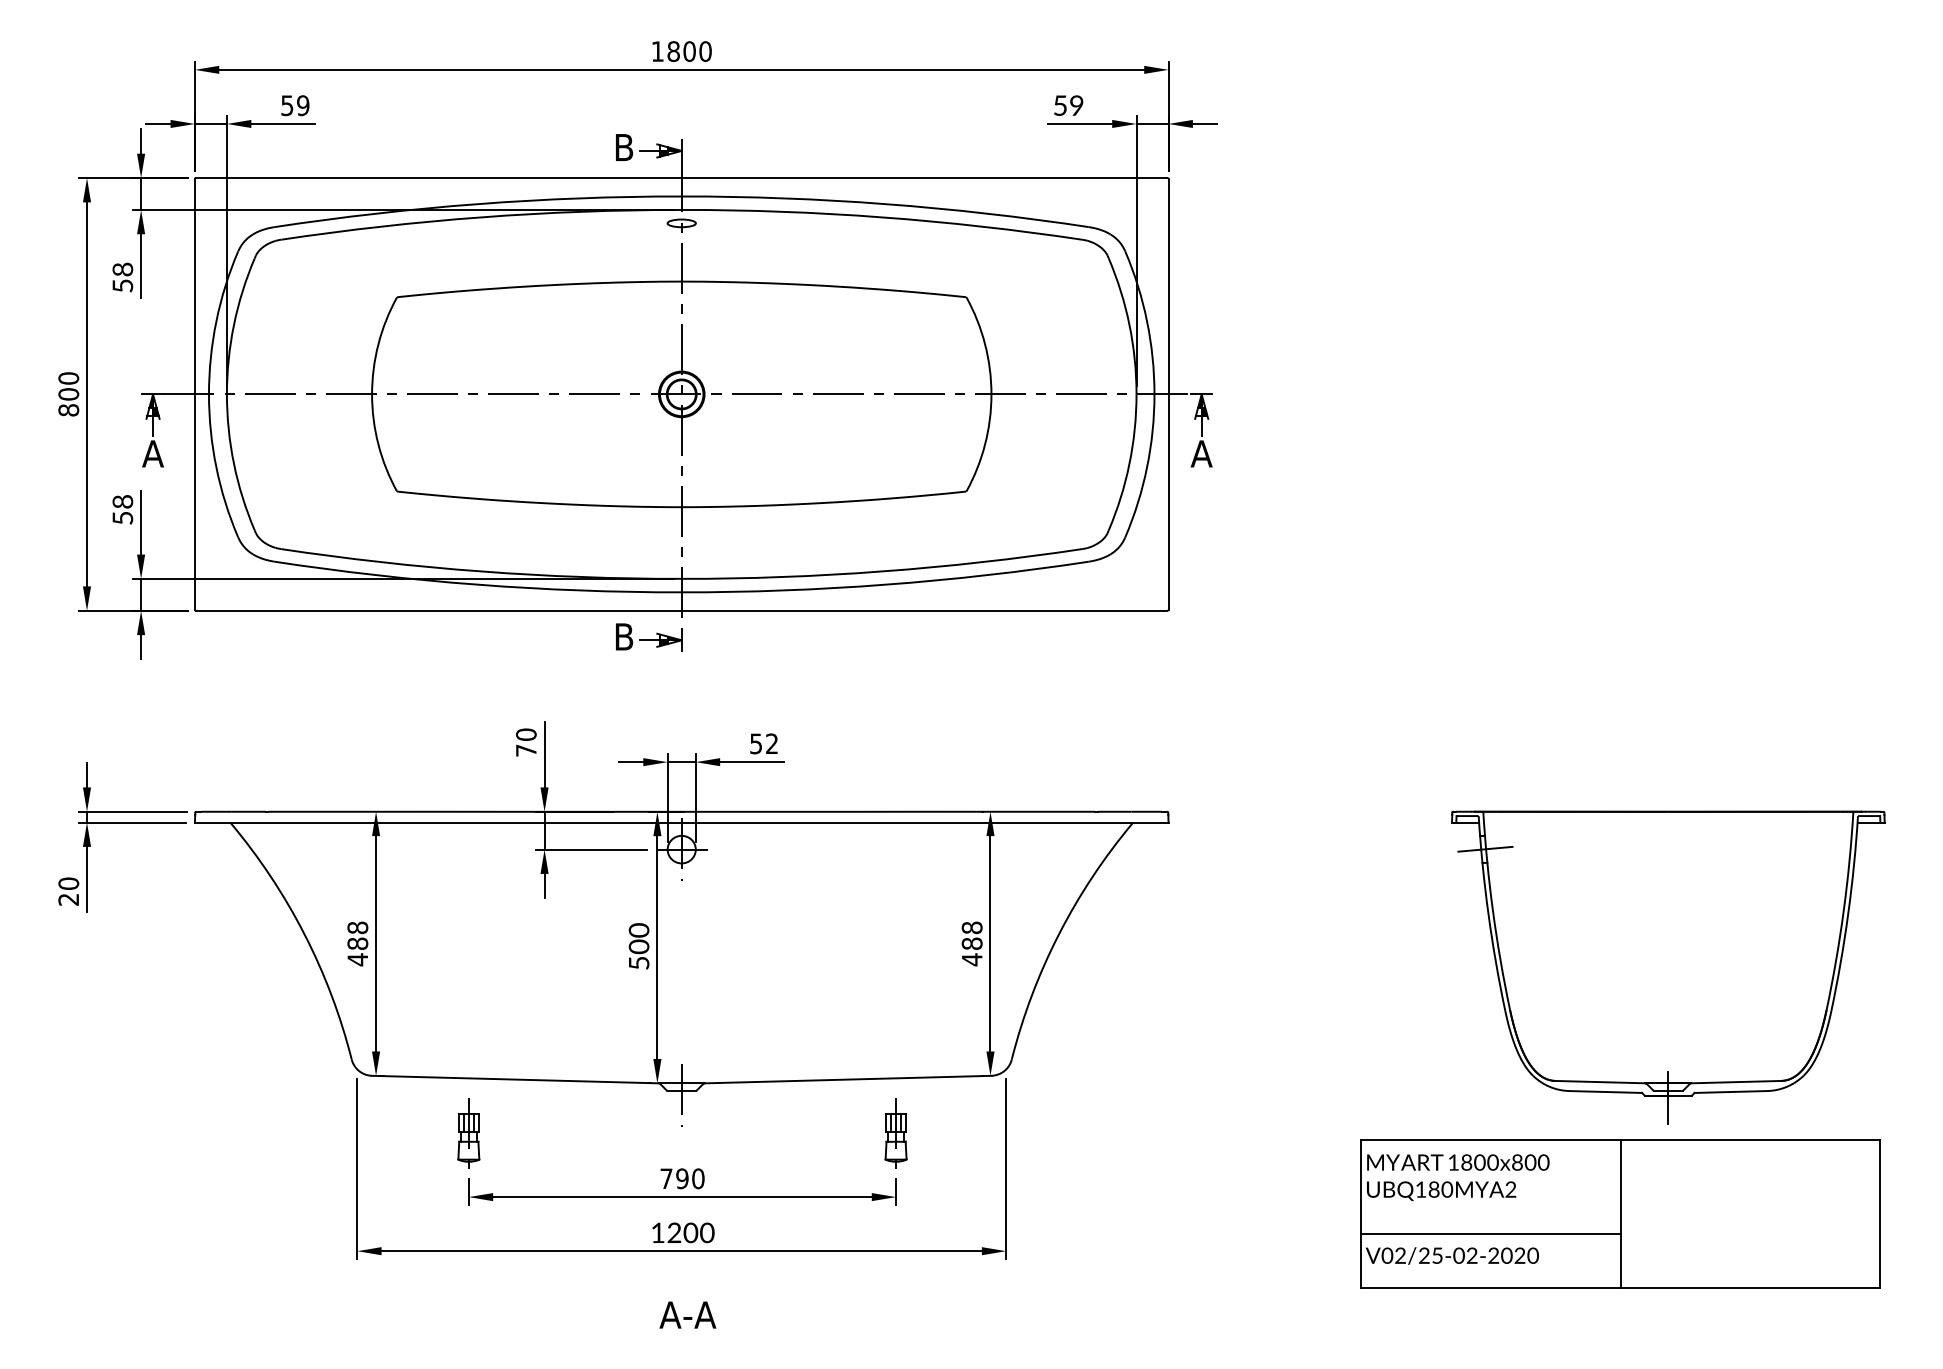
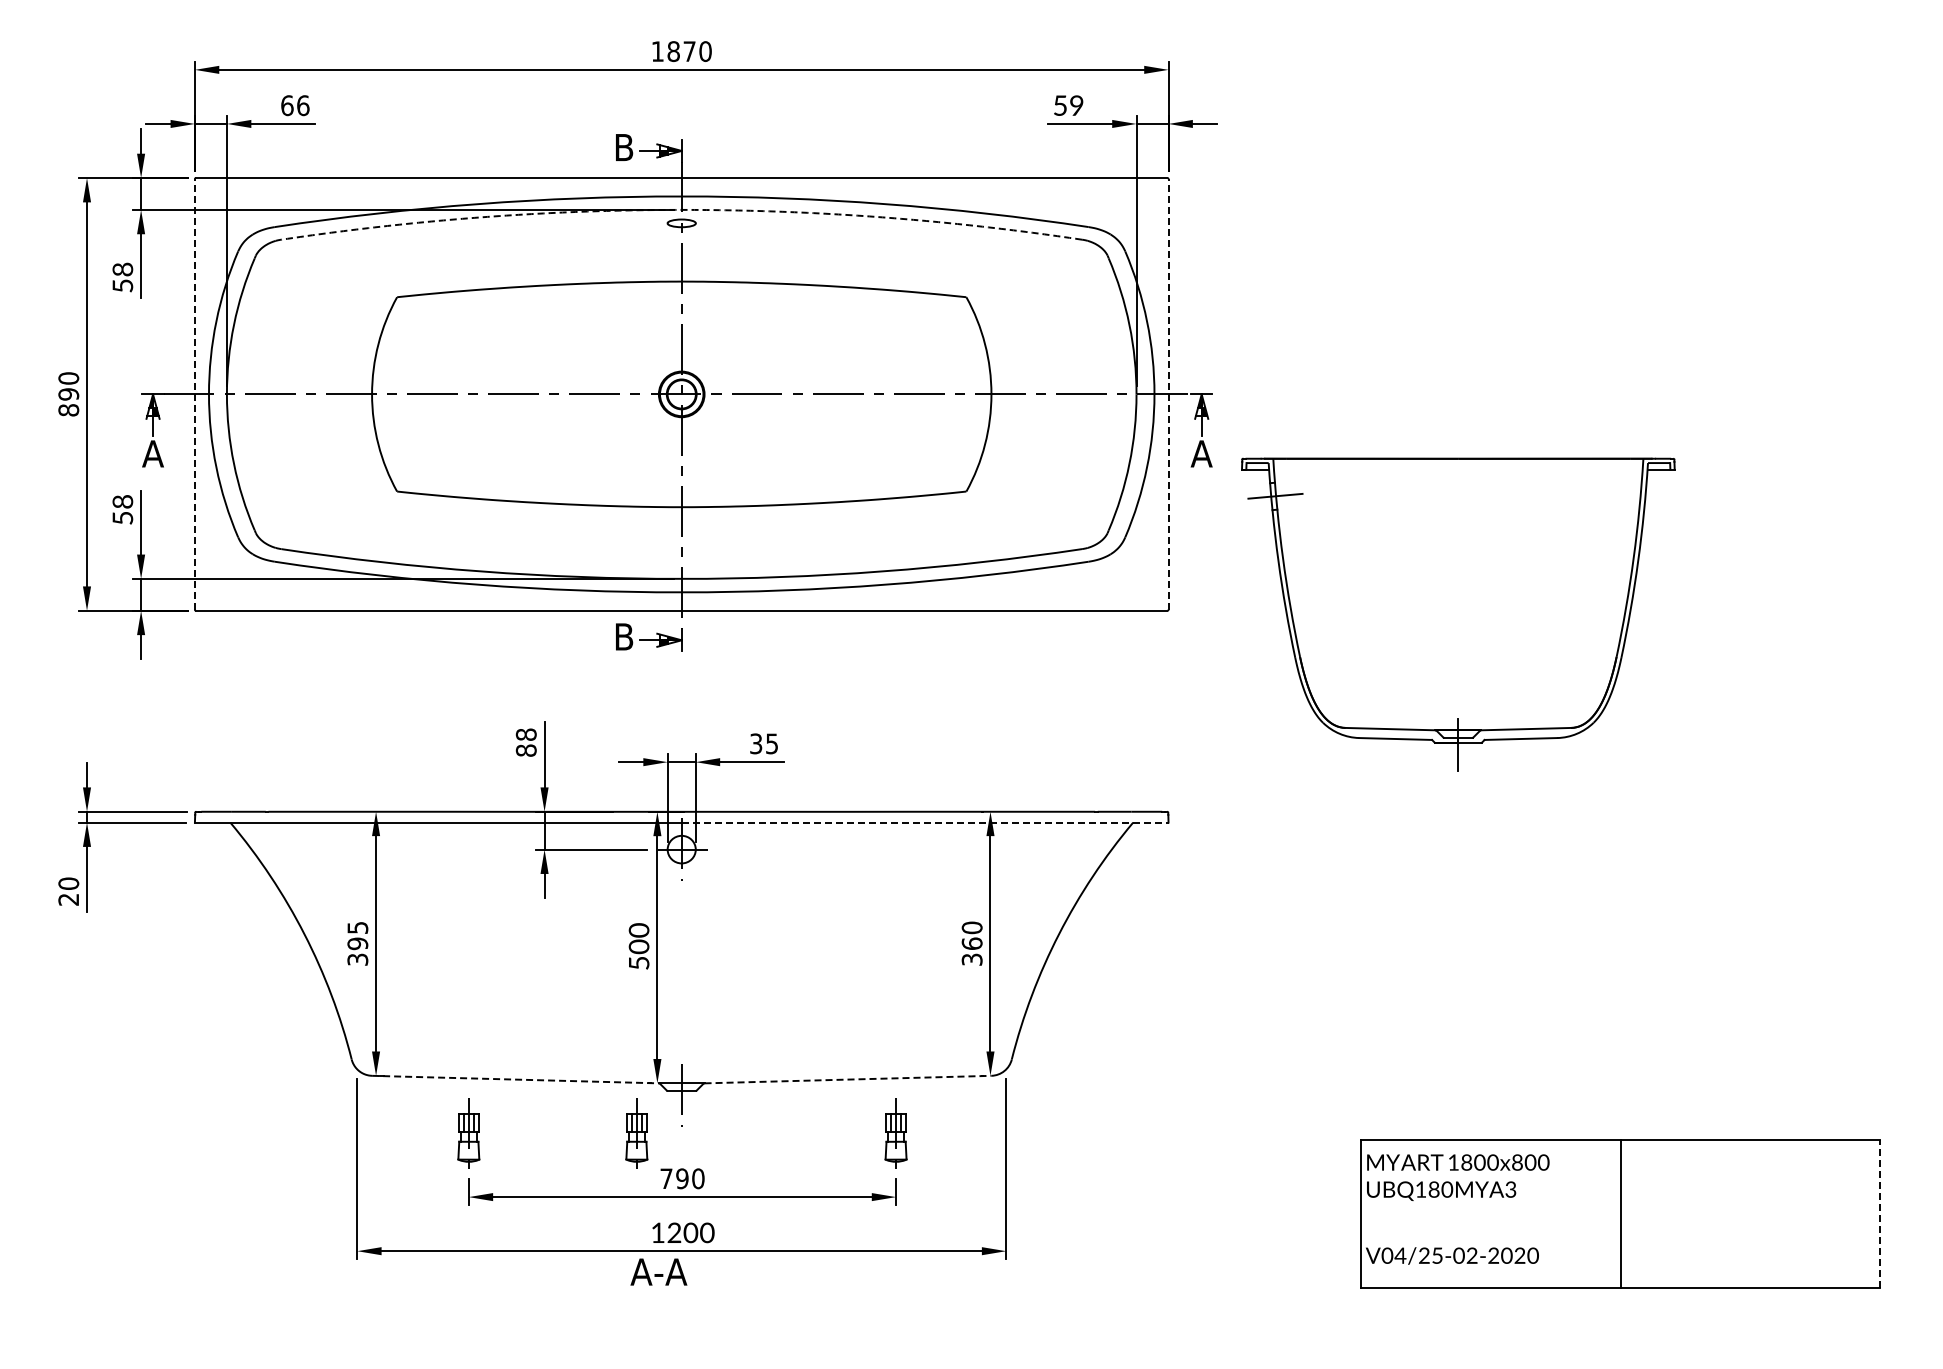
text: 1800 -> 1870 (689, 51)
text: 59 -> 66 (295, 105)
arc: solid -> dashed (681, 209)
line: solid -> dashed (194, 393)
line: solid -> dashed (1168, 393)
text: 800 -> 890 (68, 394)
text: 70 -> 88 (525, 742)
text: 52 -> 35 (763, 743)
line: solid -> dashed (925, 822)
text: 488 -> 395 (357, 943)
text: 488 -> 360 (971, 943)
part position: (1668, 967) -> (1458, 614) (1458, 614)
line: solid -> dashed (516, 1079)
line: solid -> dashed (848, 1079)
part: none -> present (636, 1133)
text: UBQ180MYA2 -> UBQ180MYA3 (1510, 1191)
line: solid -> dashed (1880, 1213)
line: present -> none (1490, 1233)
text: V02/ -> V04/ (1400, 1255)
text position: (687, 1314) -> (658, 1271) (658, 1271)
